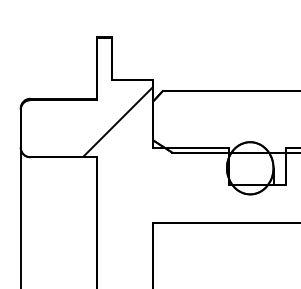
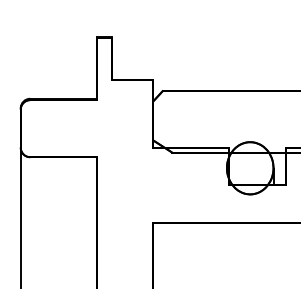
hatch: present -> none (117, 121)
